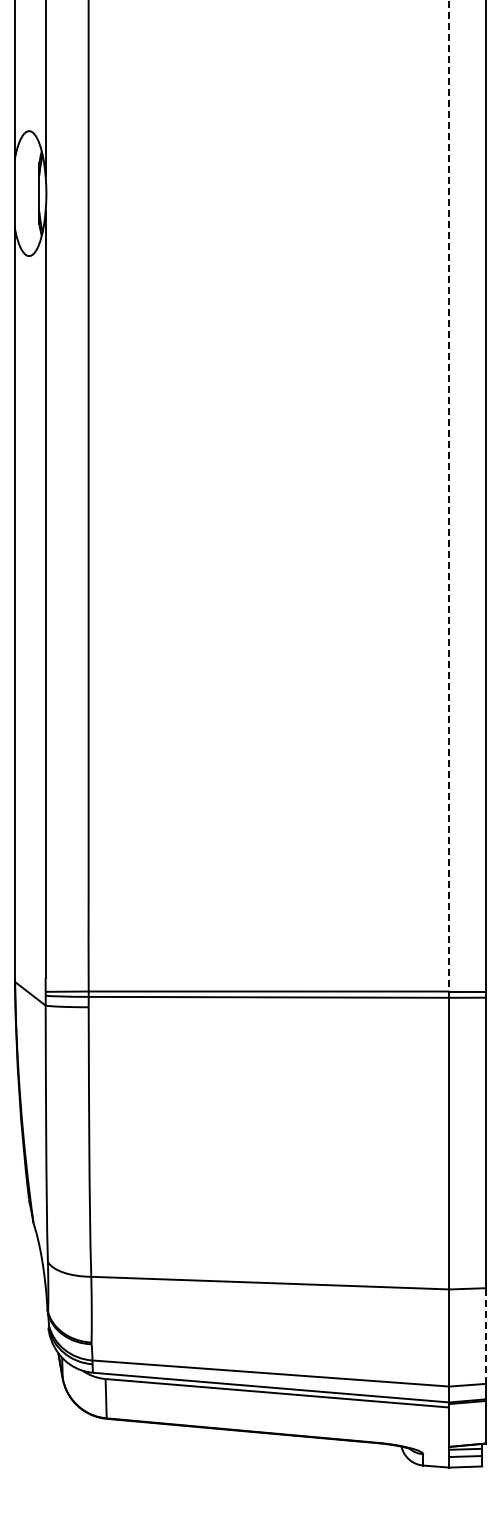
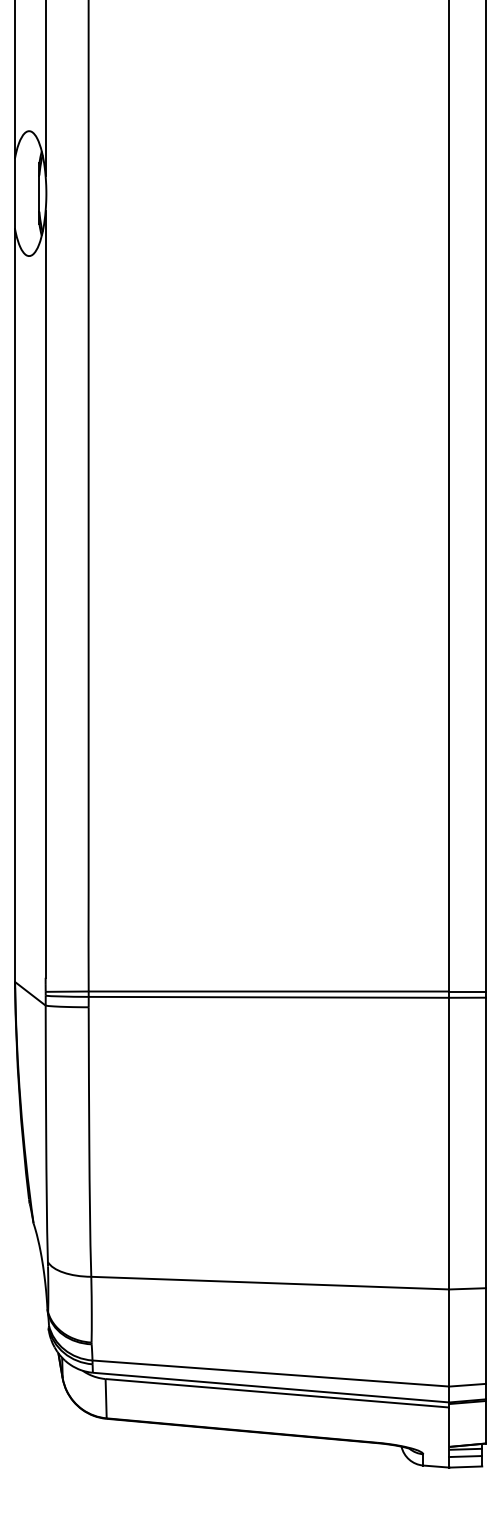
line: dashed -> solid (449, 496)
line: dashed -> solid (485, 1336)
